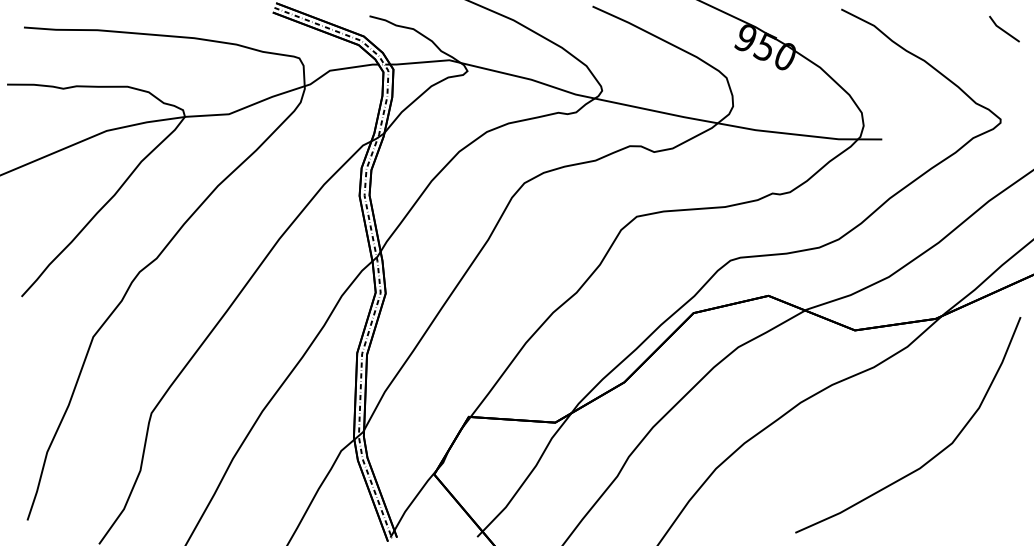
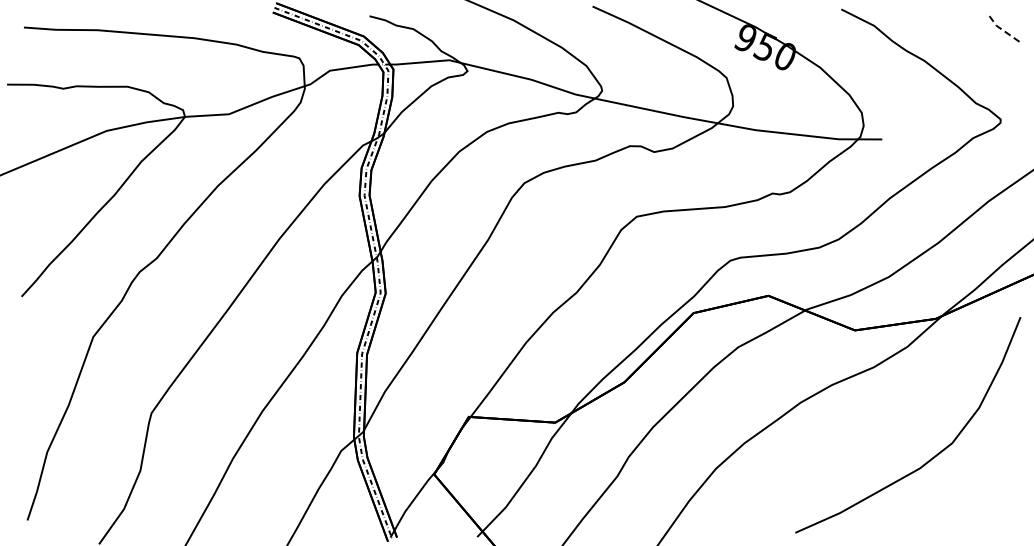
line: solid -> dashed (1002, 30)
